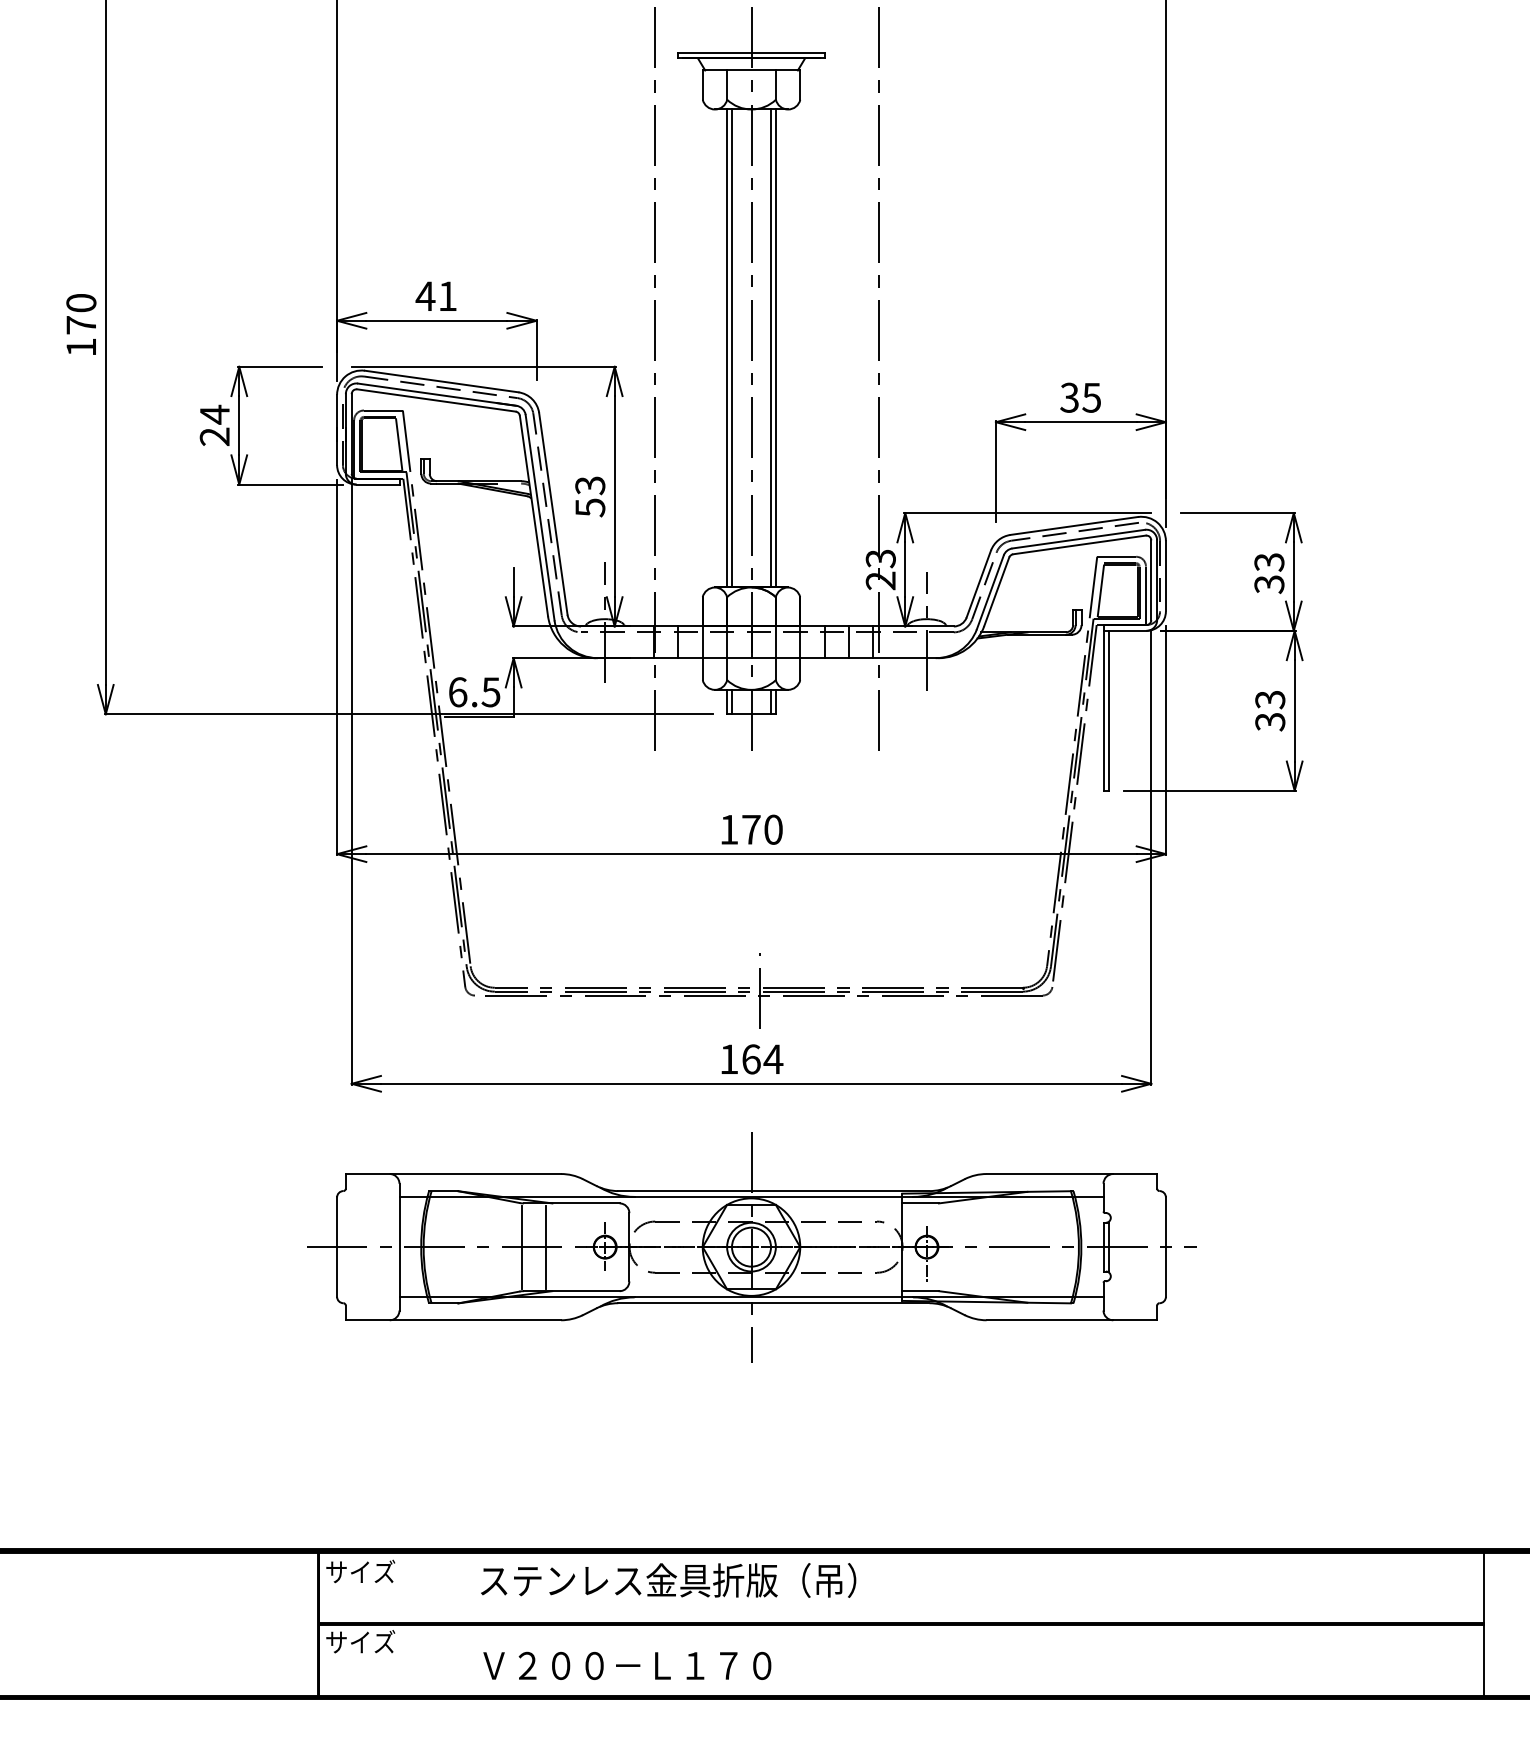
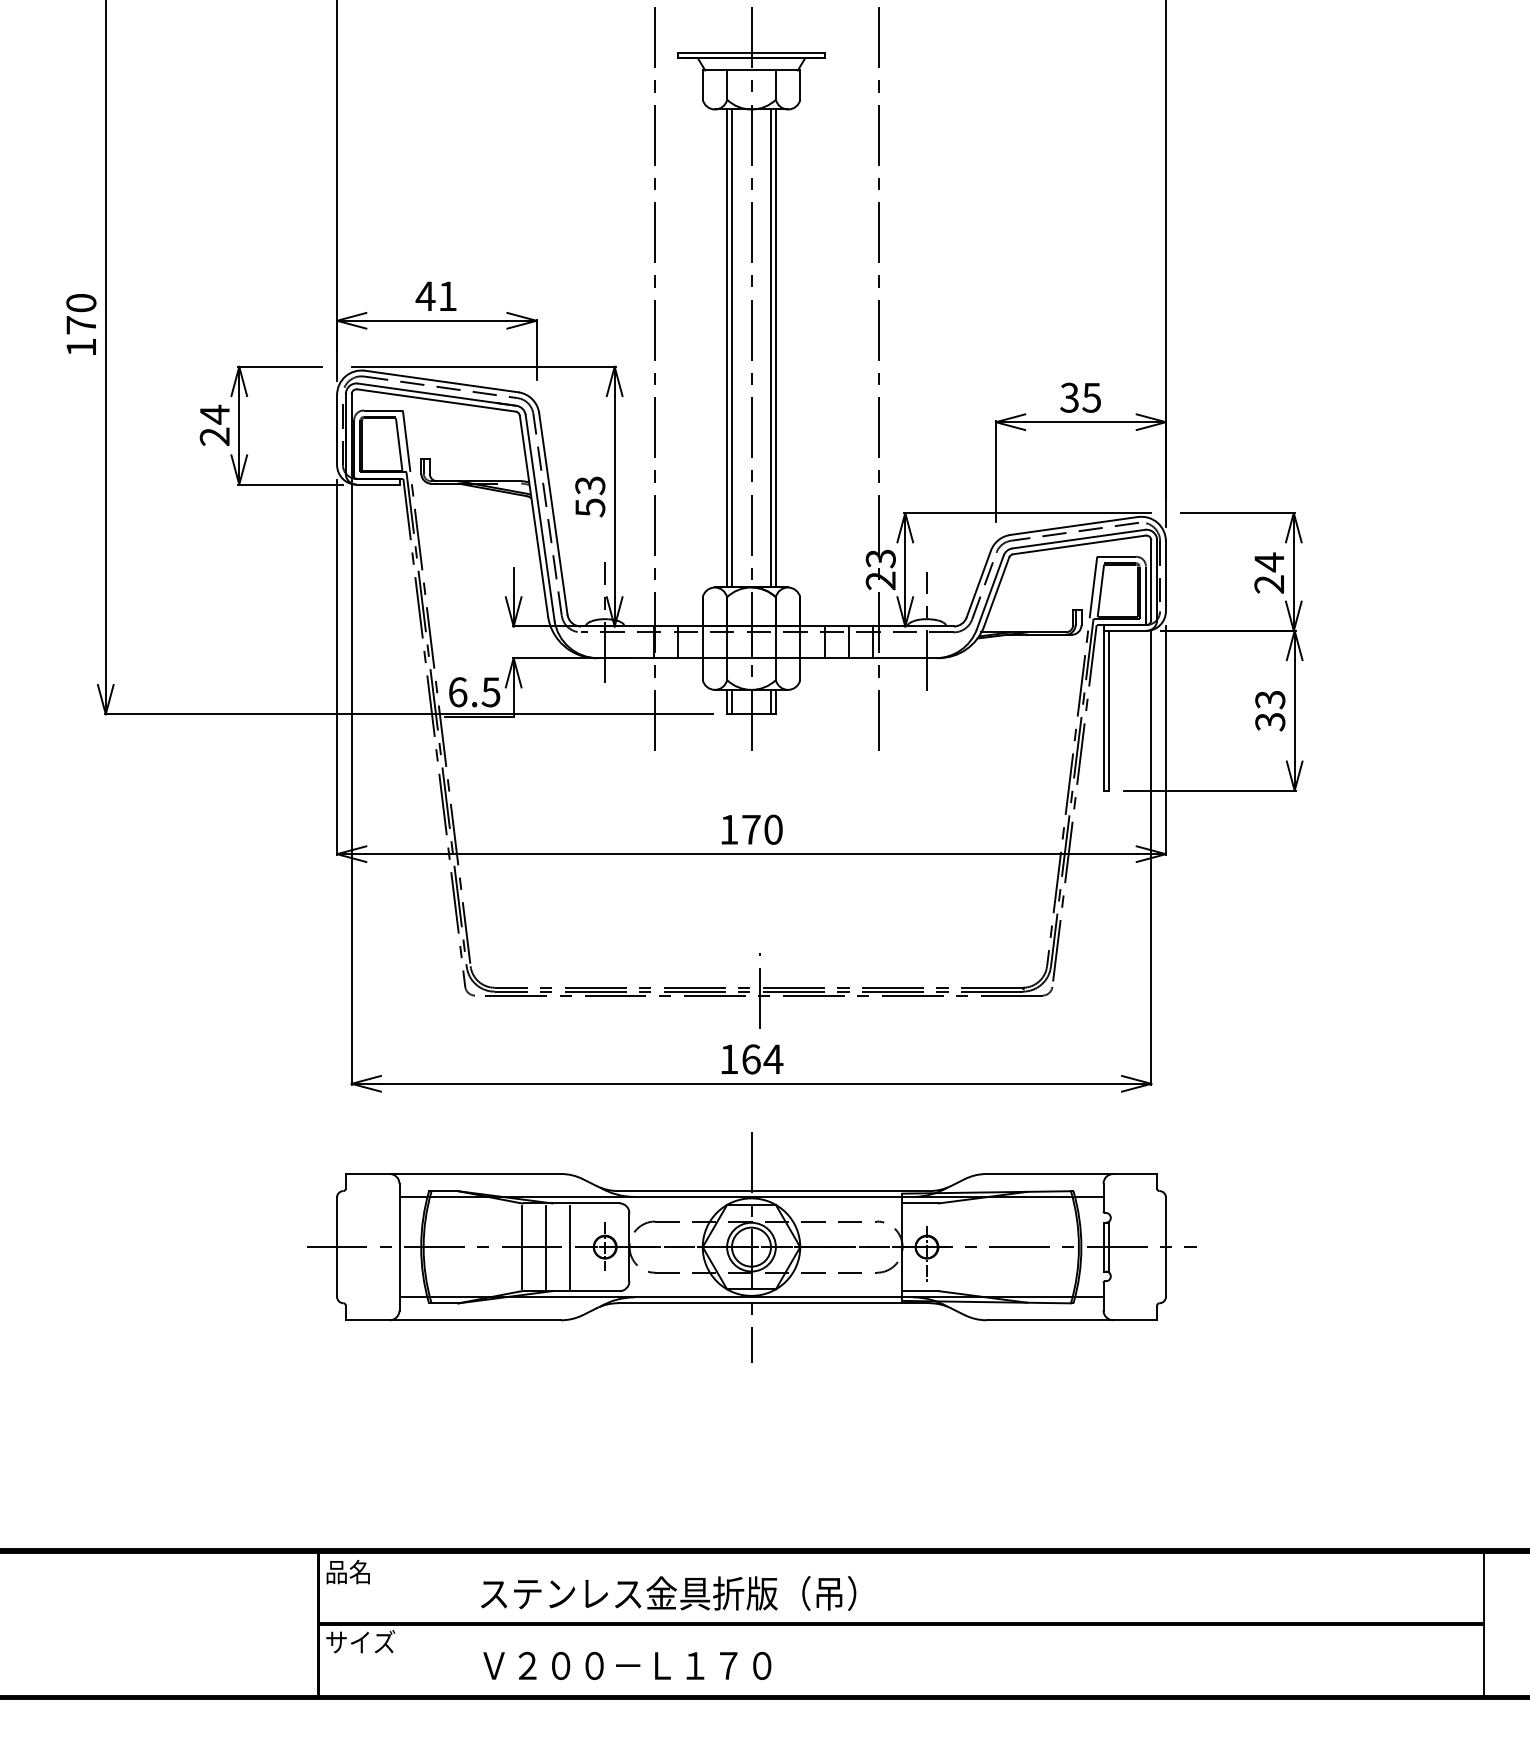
text: 33 -> 24 (1269, 573)
line: none -> present (569, 1246)
text: サイズ -> 品名 (360, 1571)
text position: (668, 1580) -> (668, 1593) (668, 1593)
